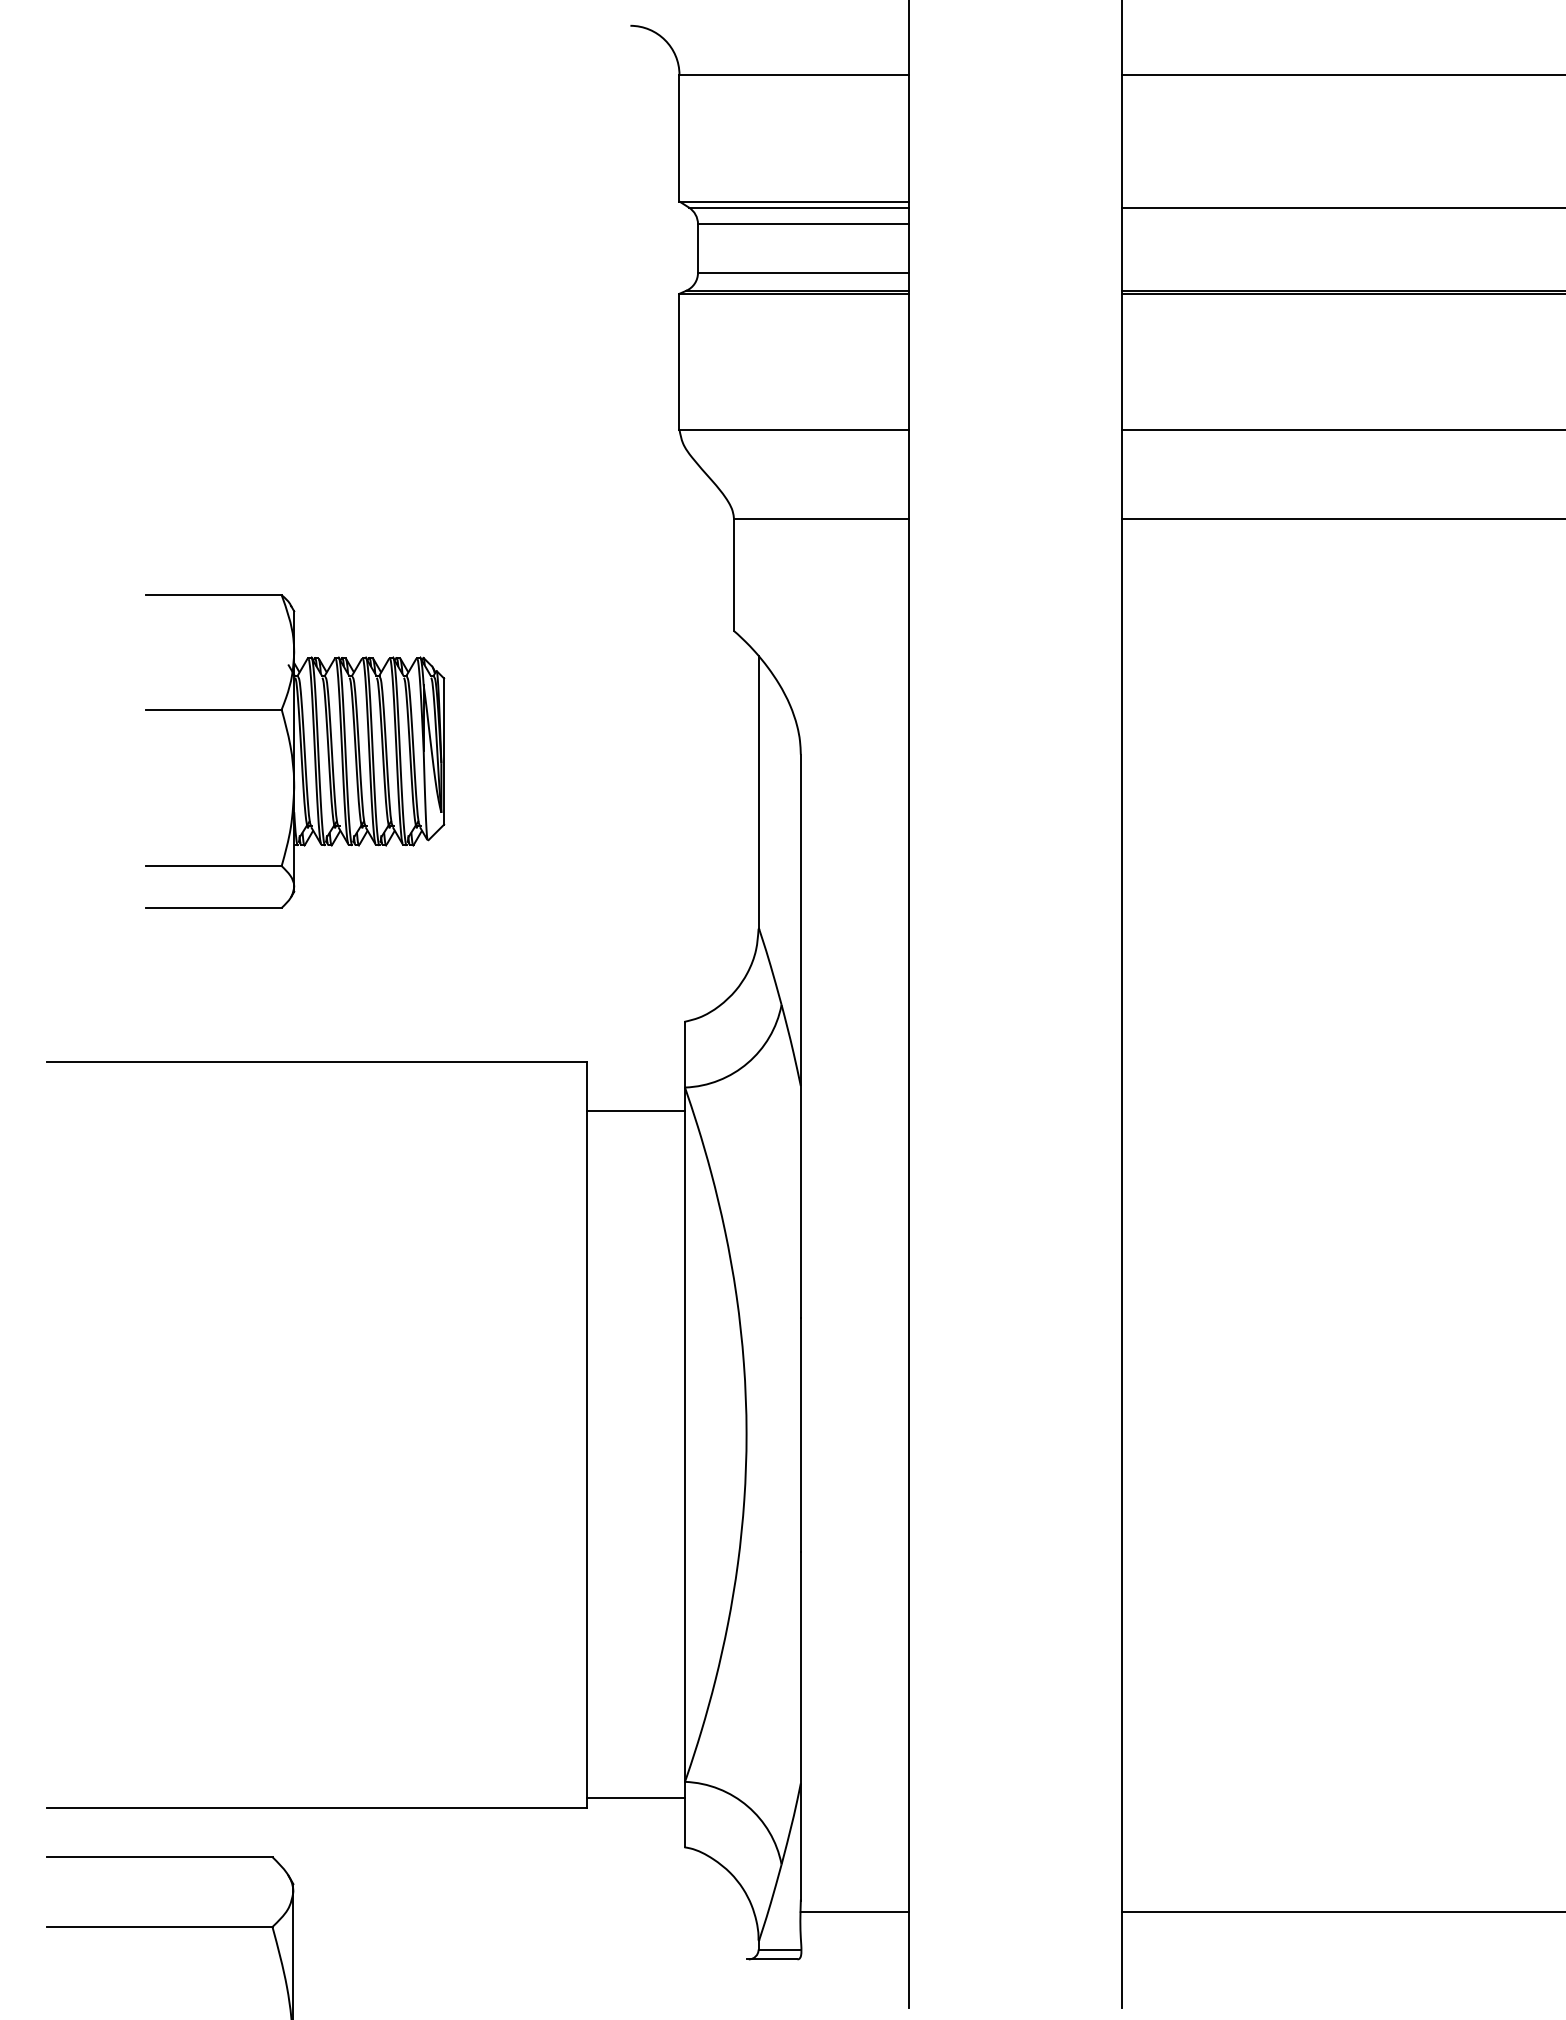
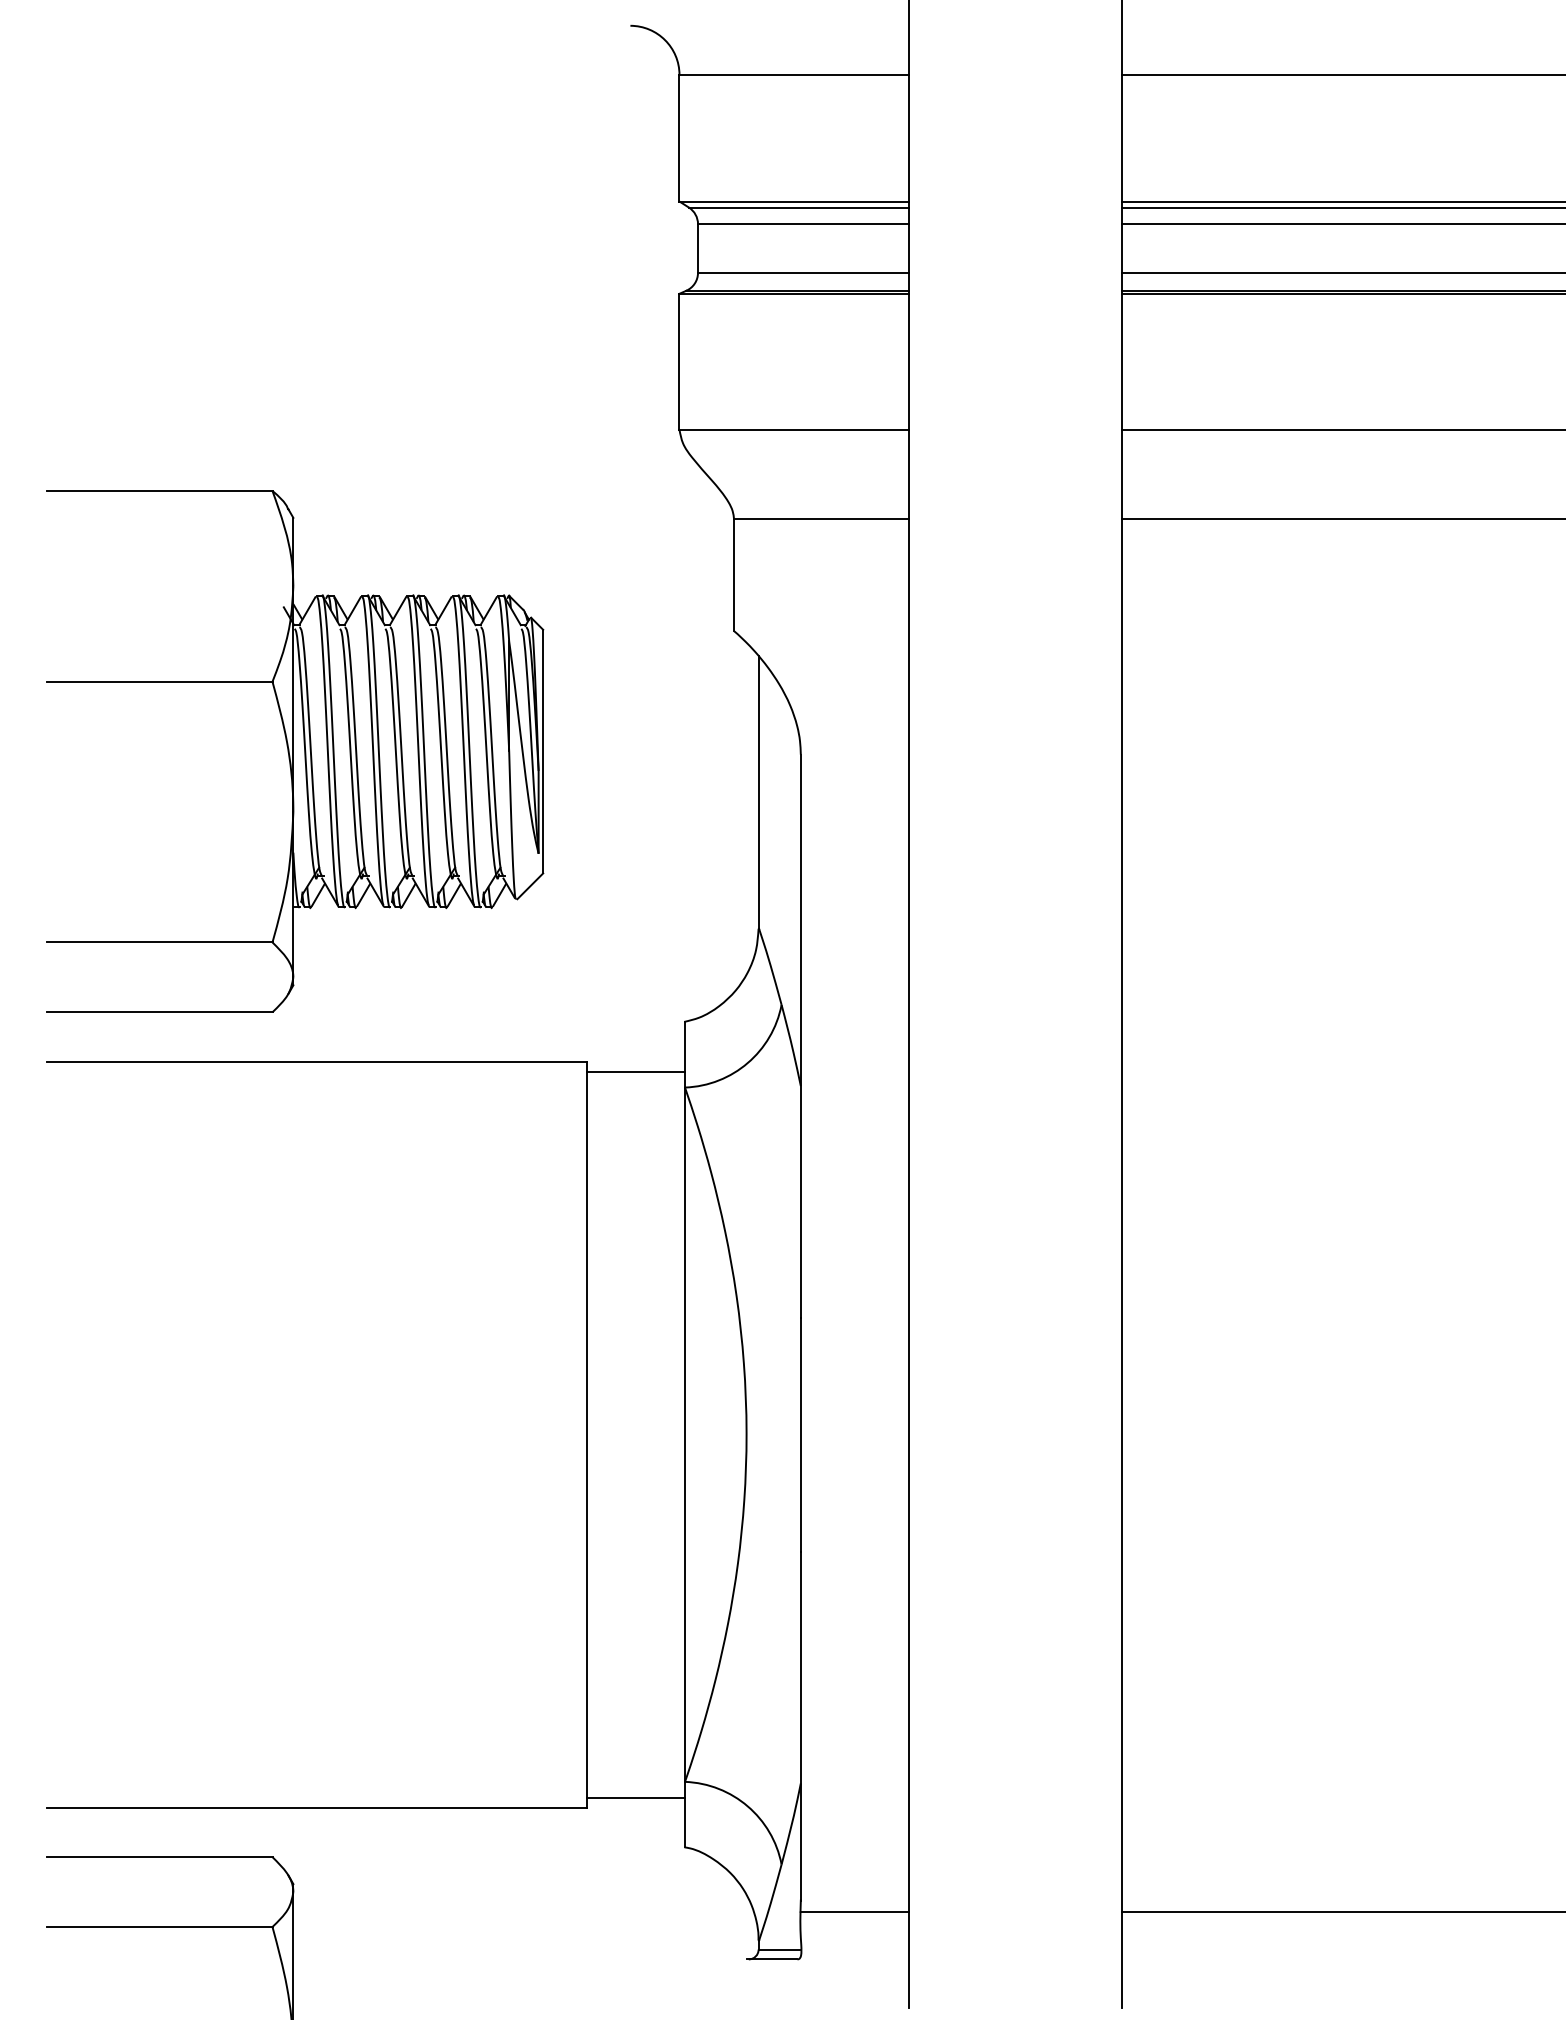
line: none -> present (1341, 201)
line: none -> present (1341, 224)
line: none -> present (1341, 272)
part size: 301x315 px -> 499x523 px (295, 751)
line position: (635, 1110) -> (635, 1071) (635, 1071)
